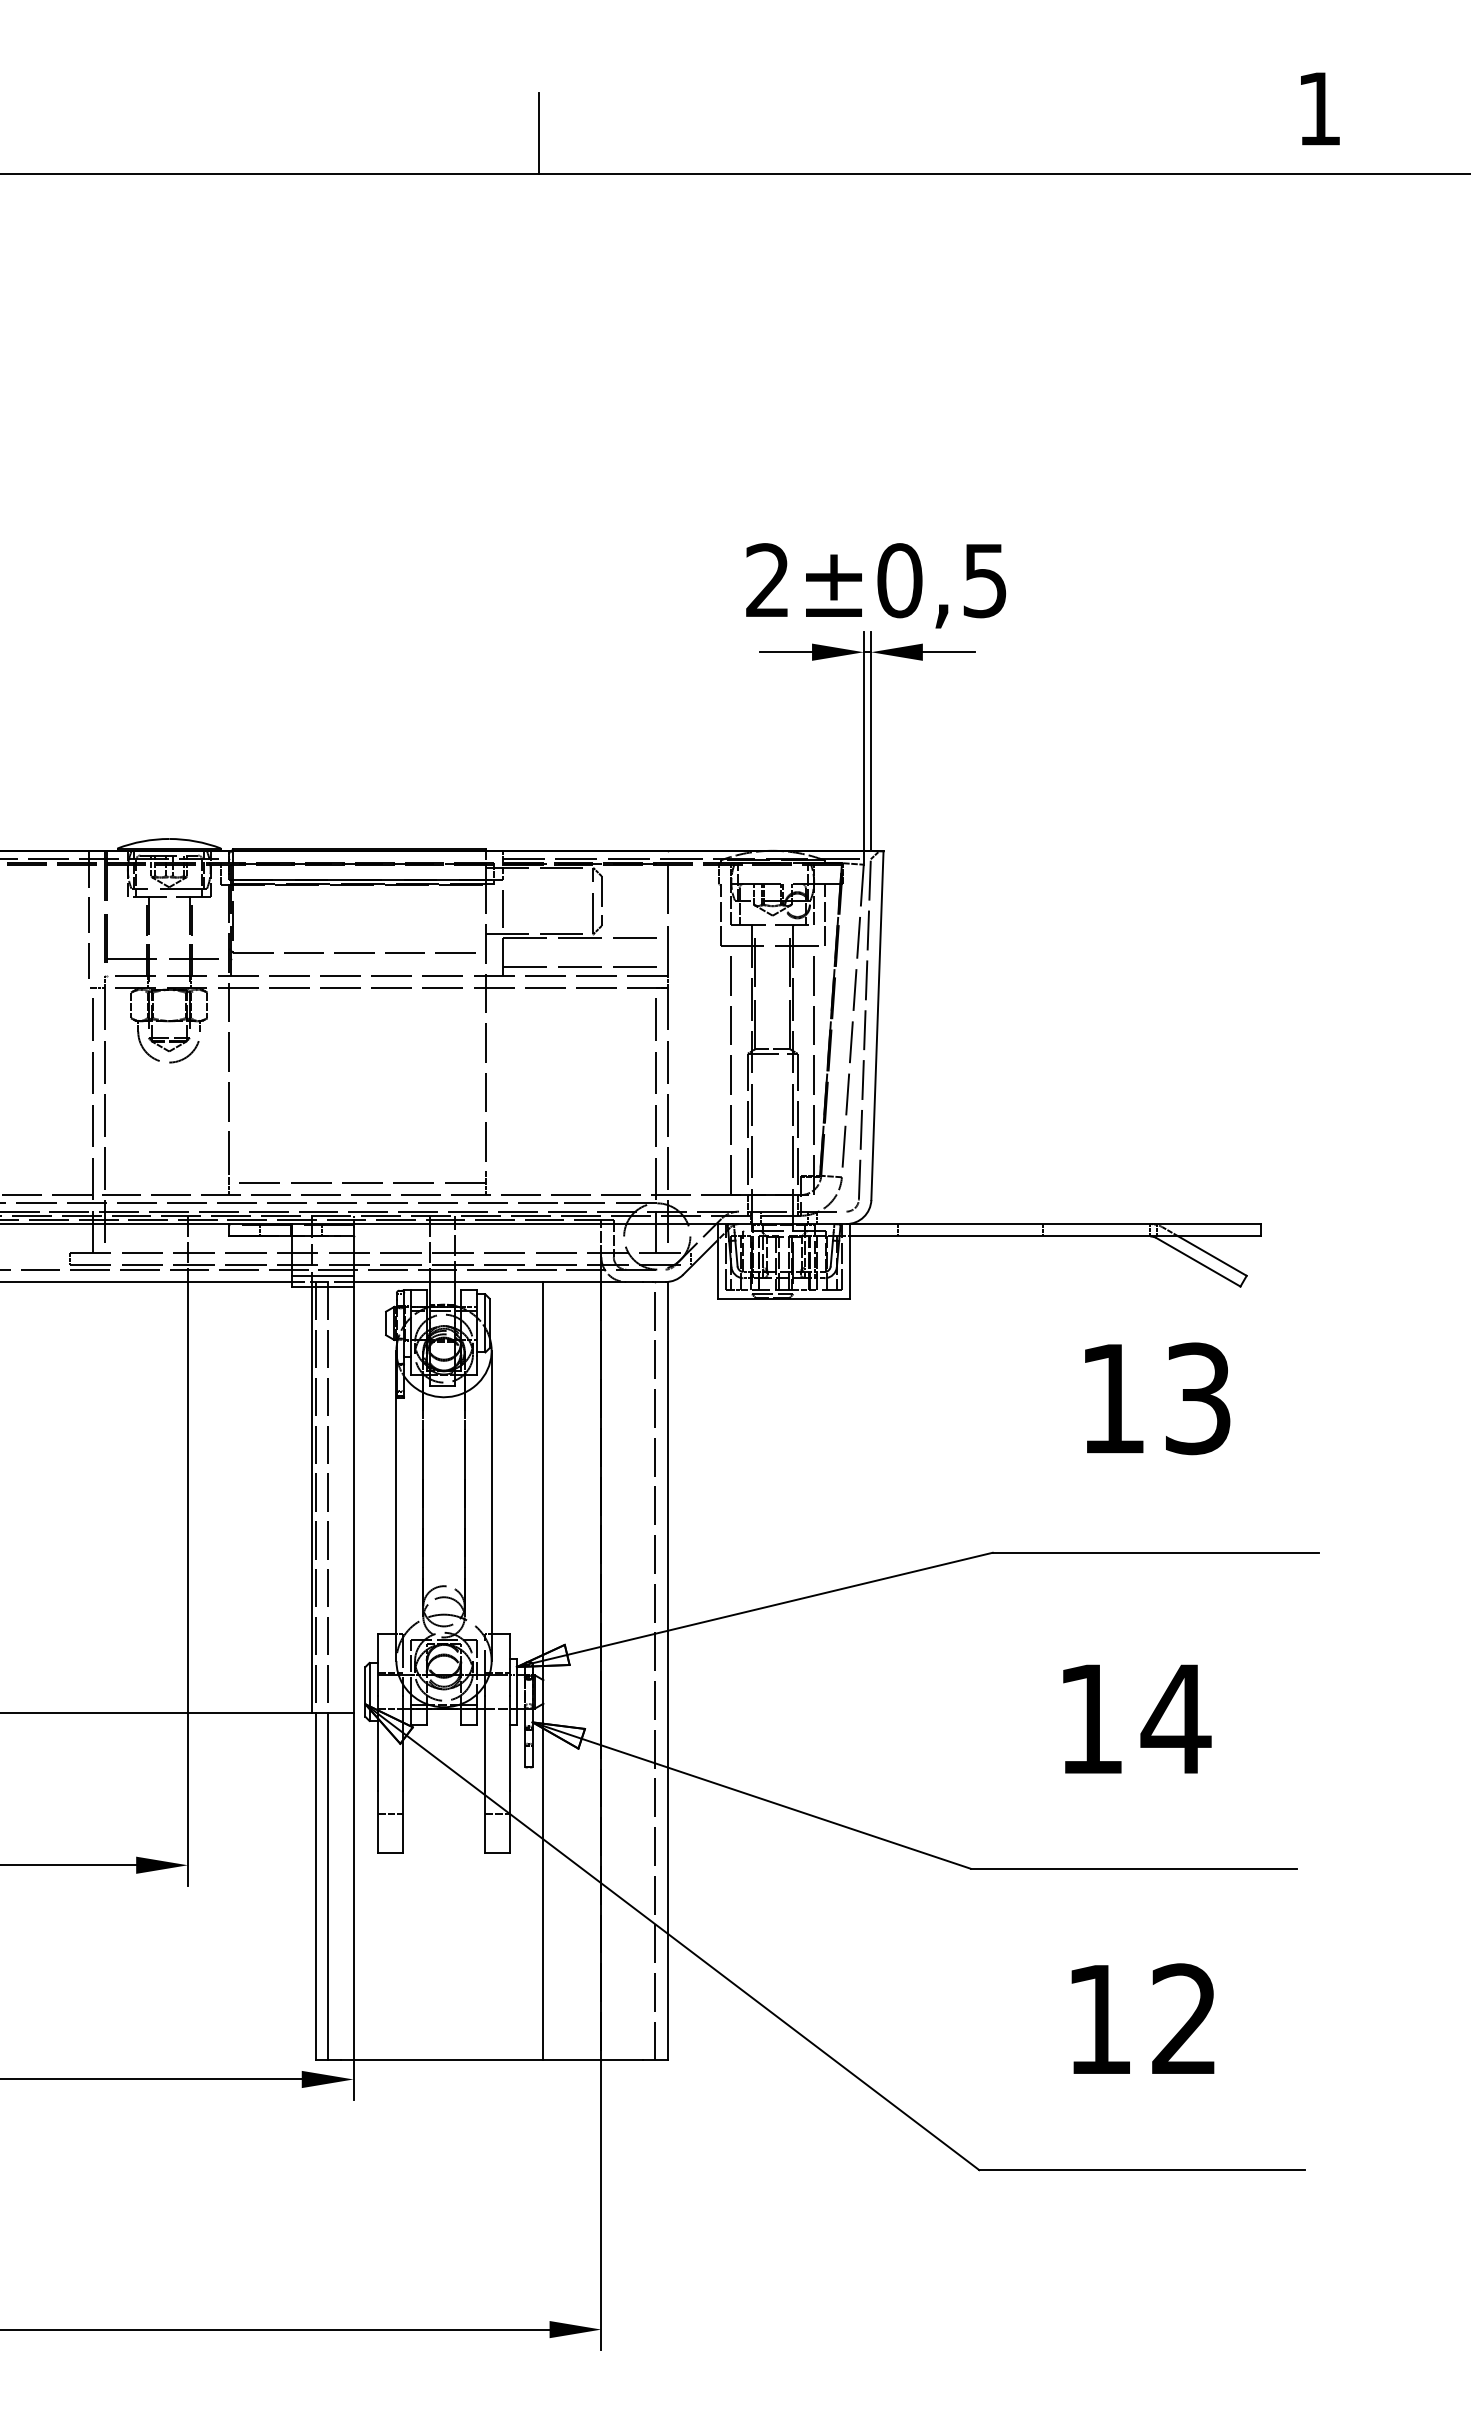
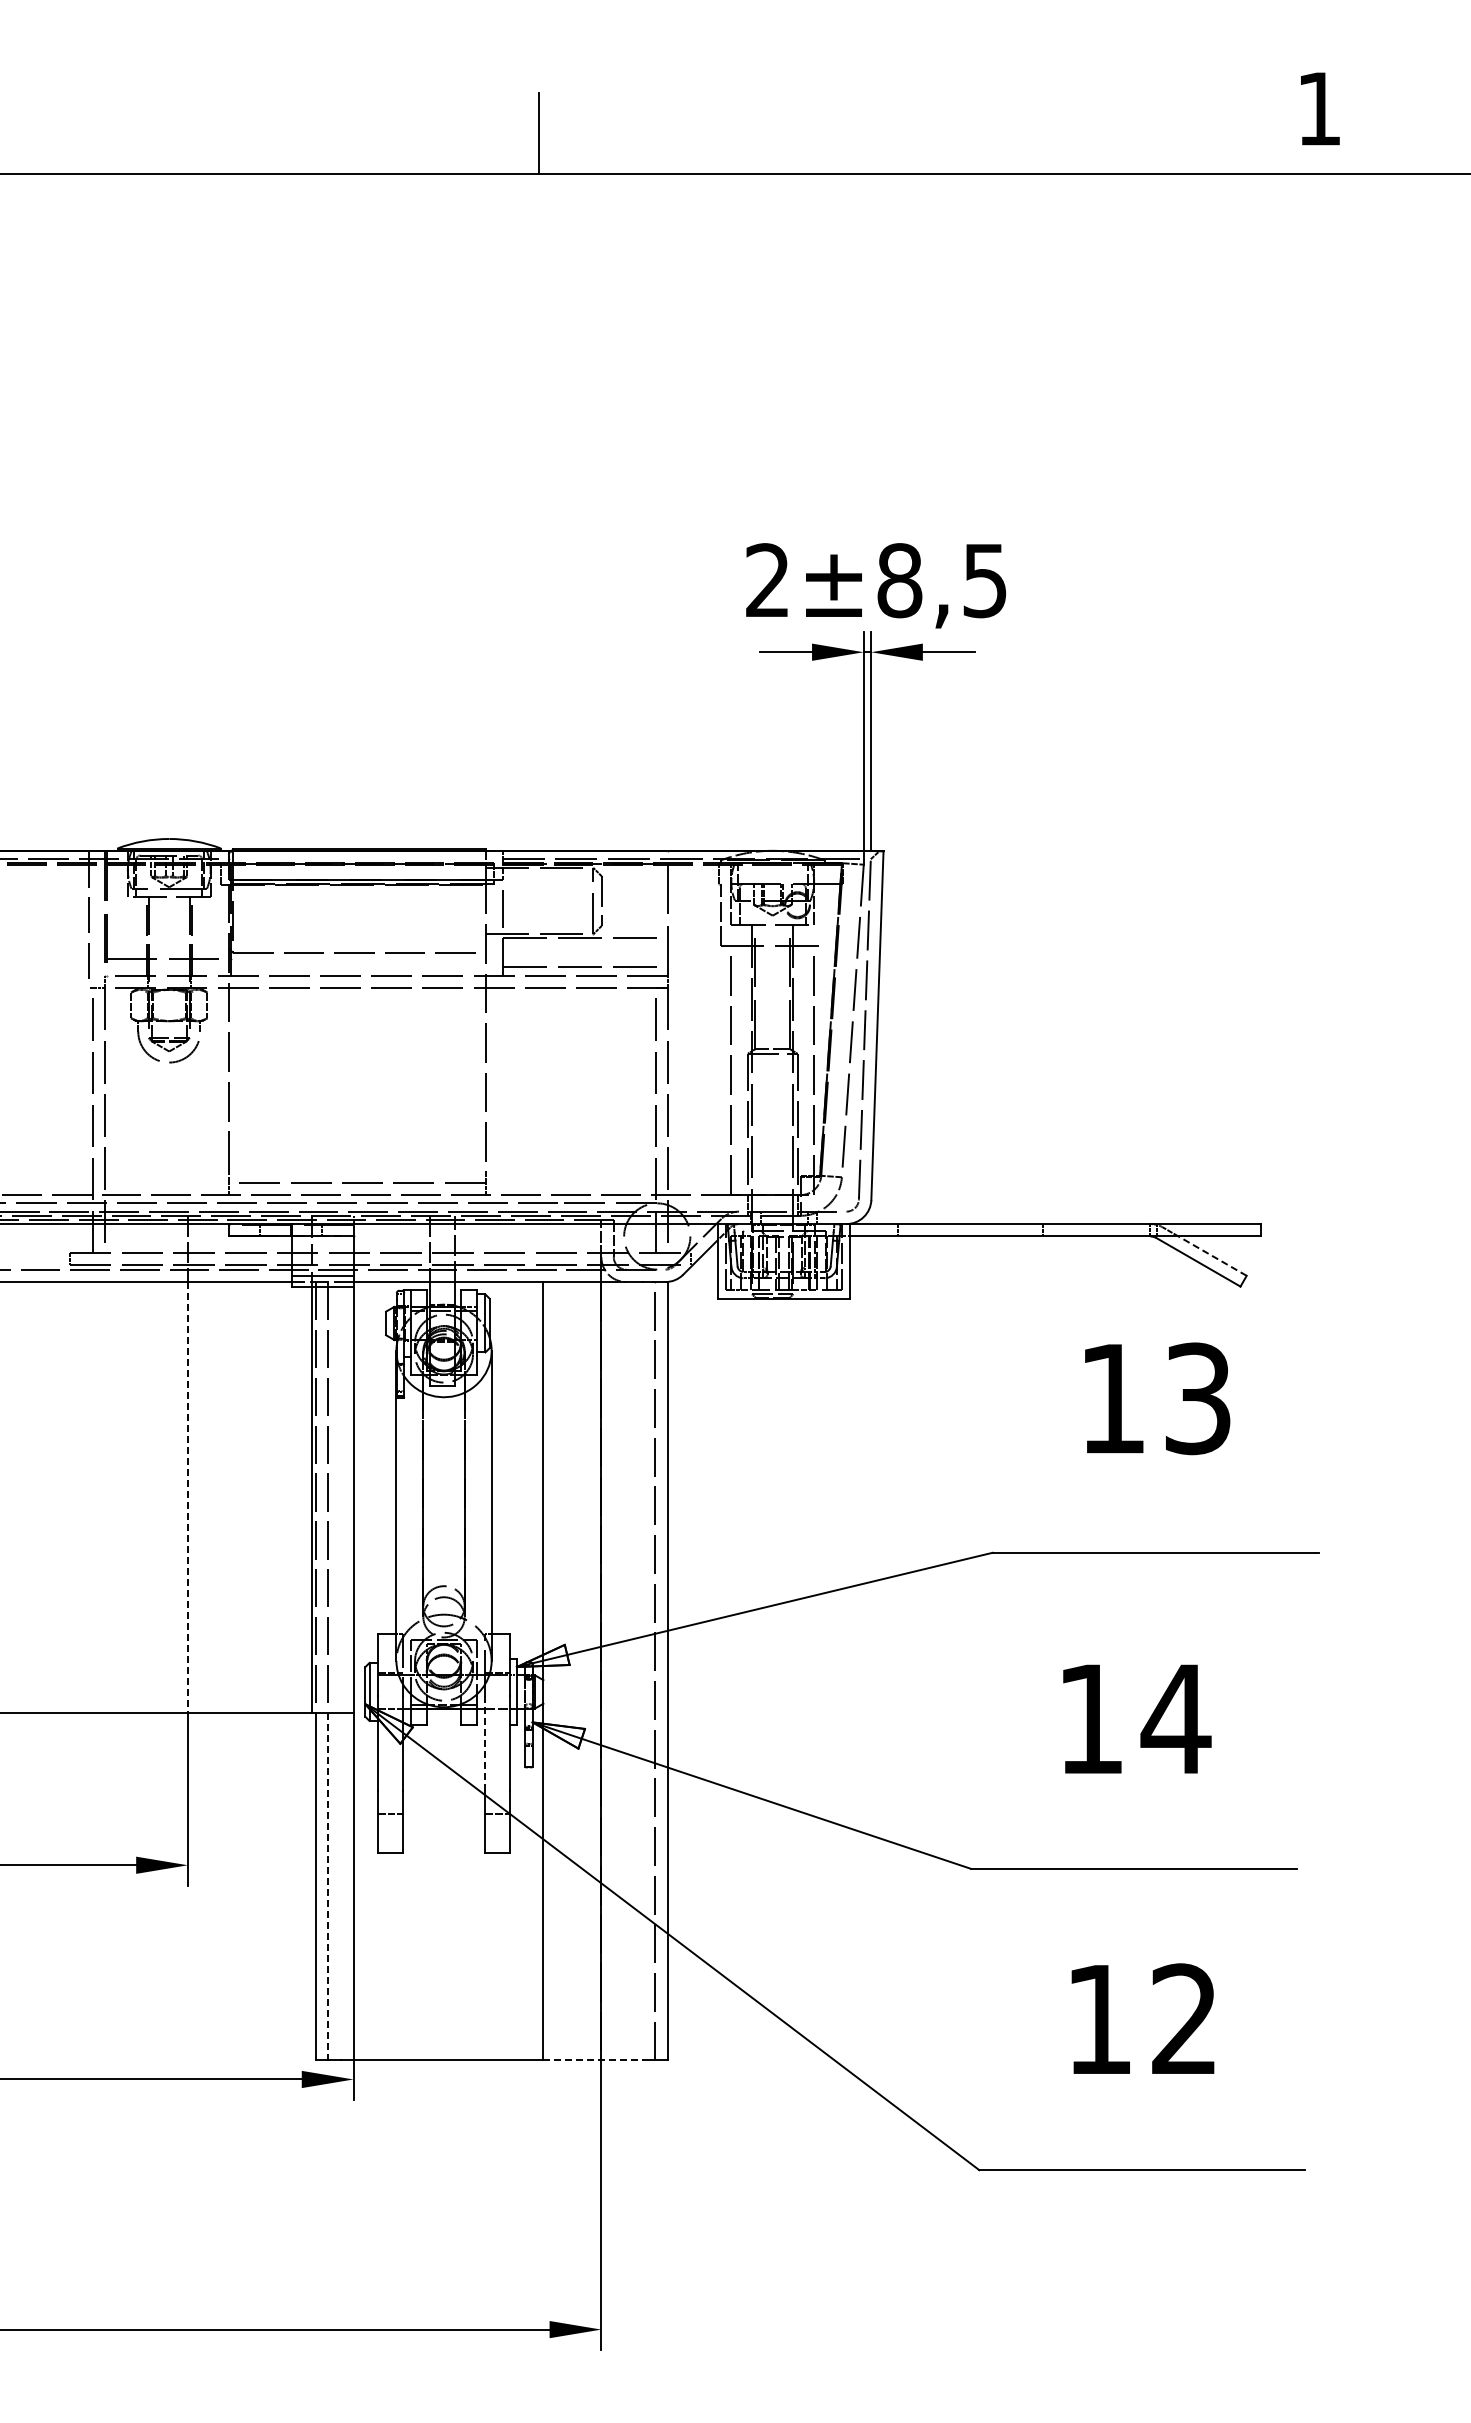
text: ±0,5 -> ±8,5 (899, 580)
line: present -> none (824, 914)
line: solid -> dashed (1212, 1255)
line: solid -> dashed (187, 1497)
line: solid -> dashed (485, 1743)
line: solid -> dashed (328, 1886)
line: solid -> dashed (593, 2060)
